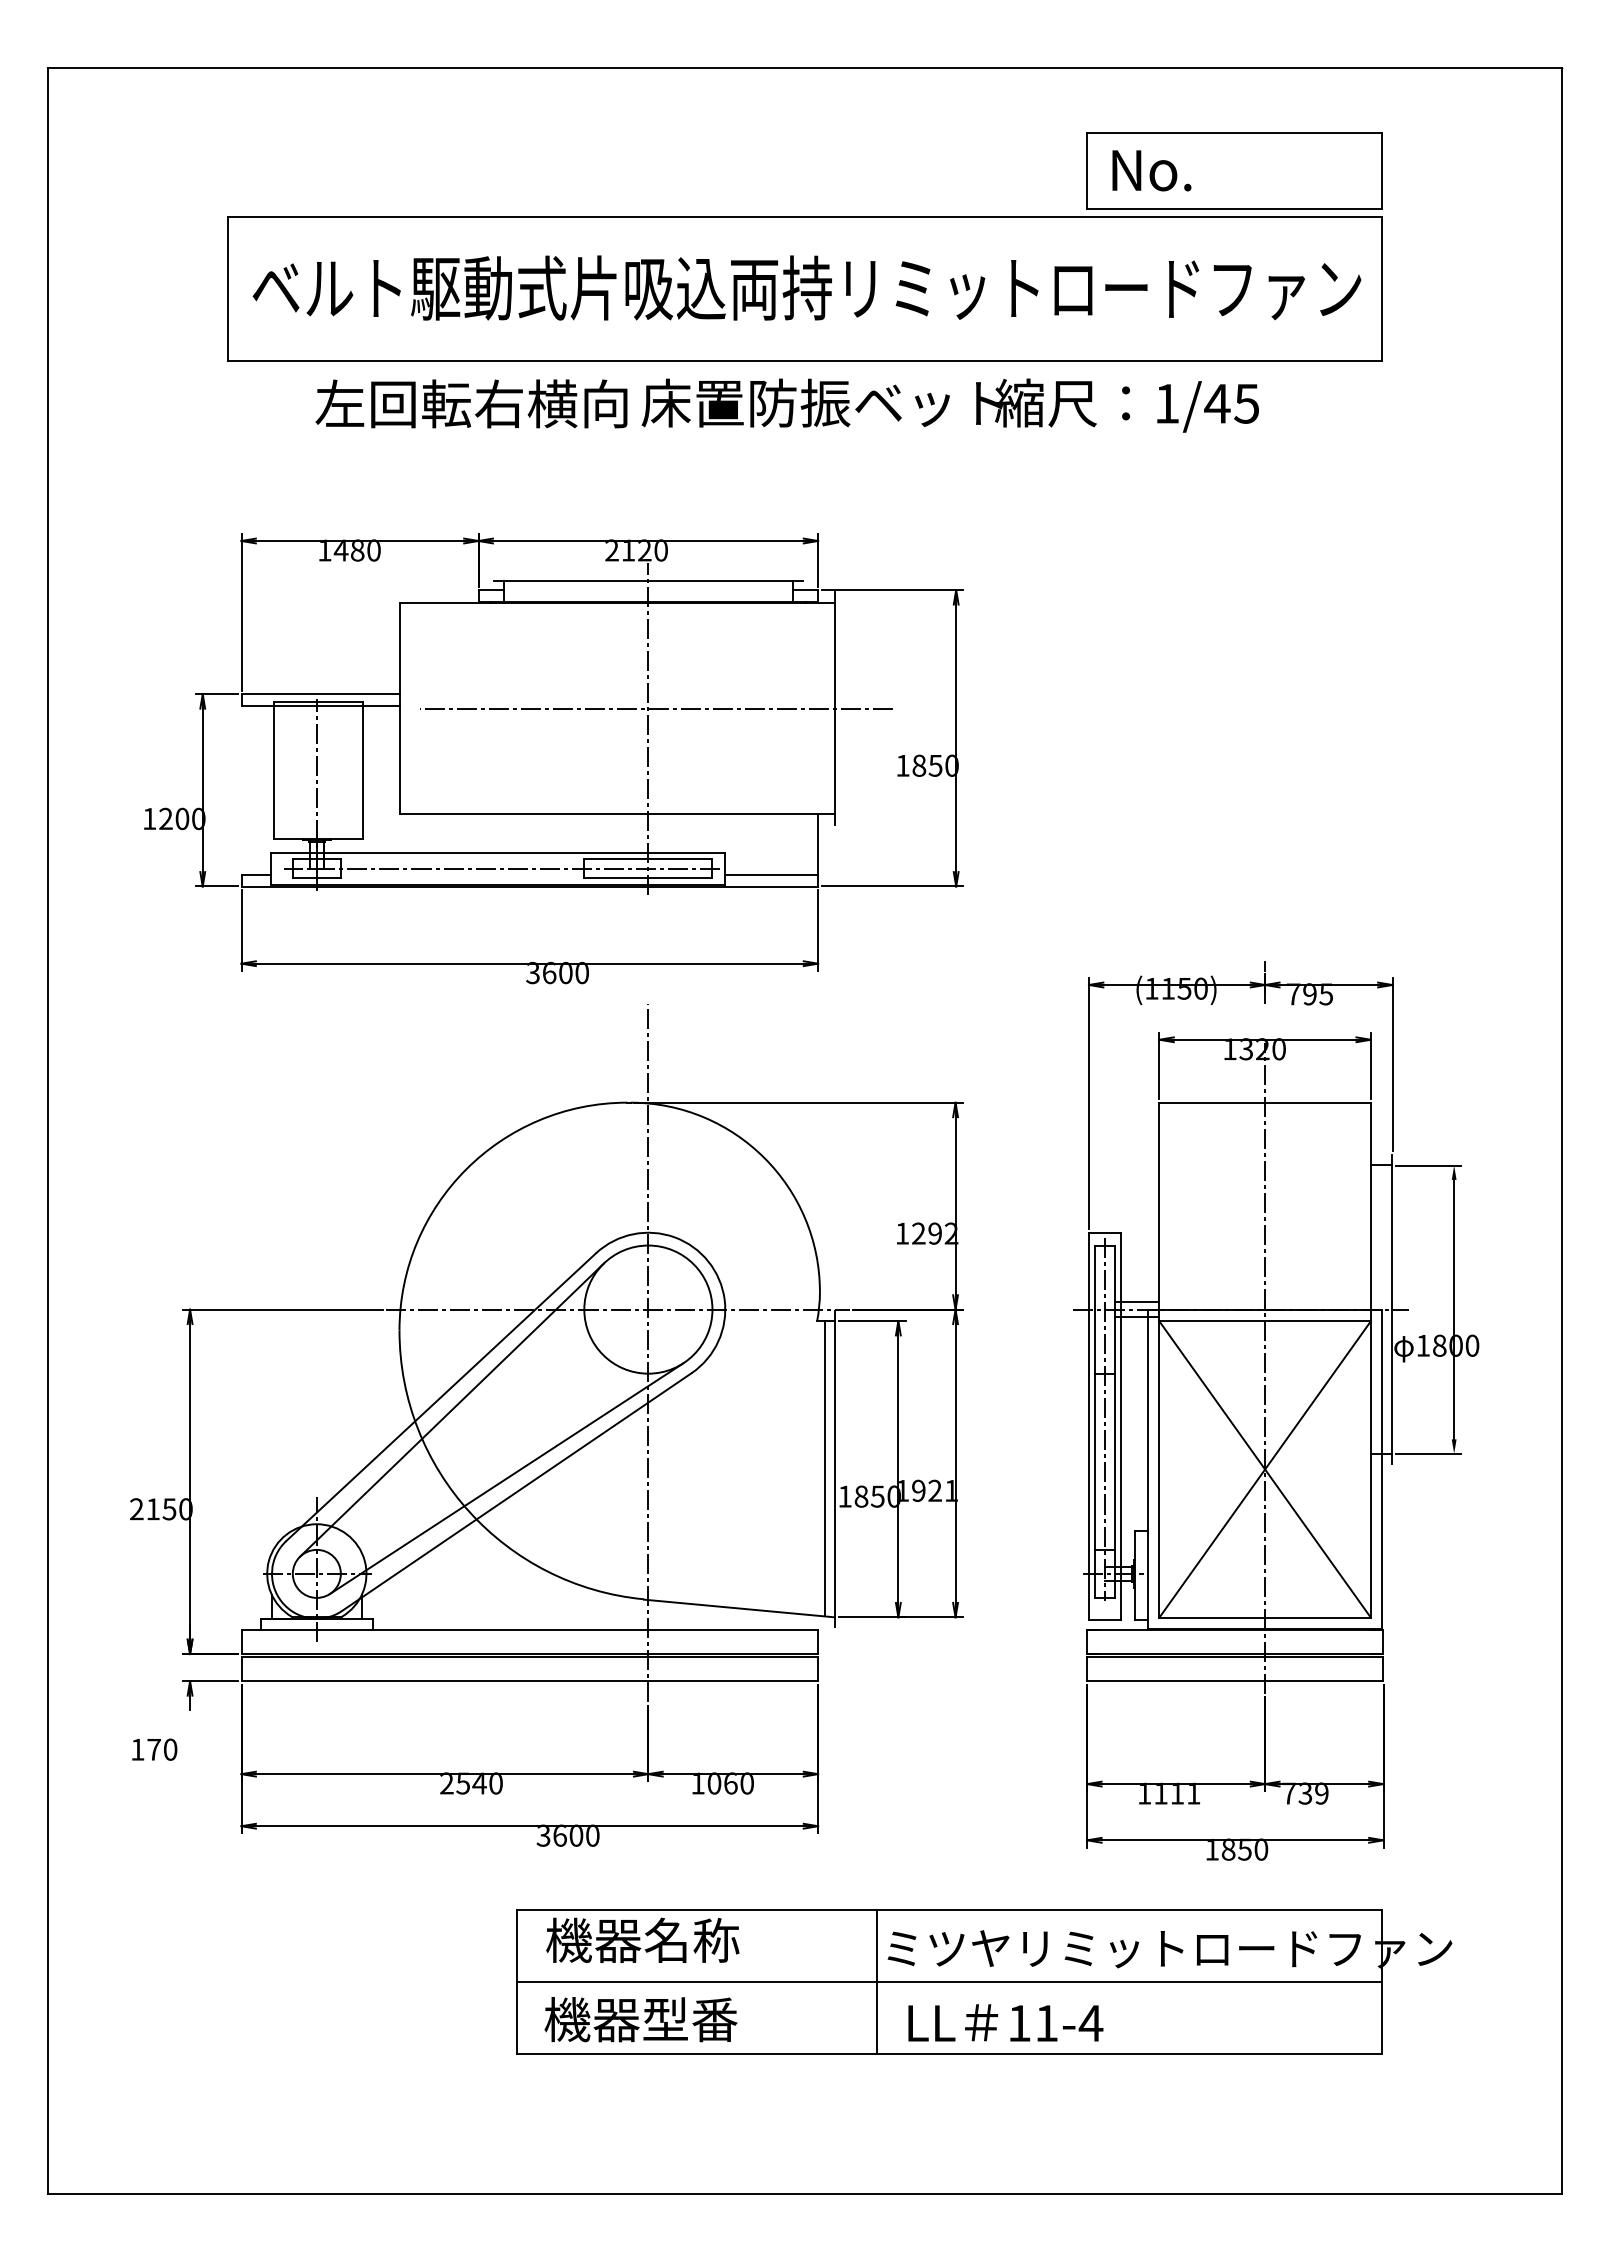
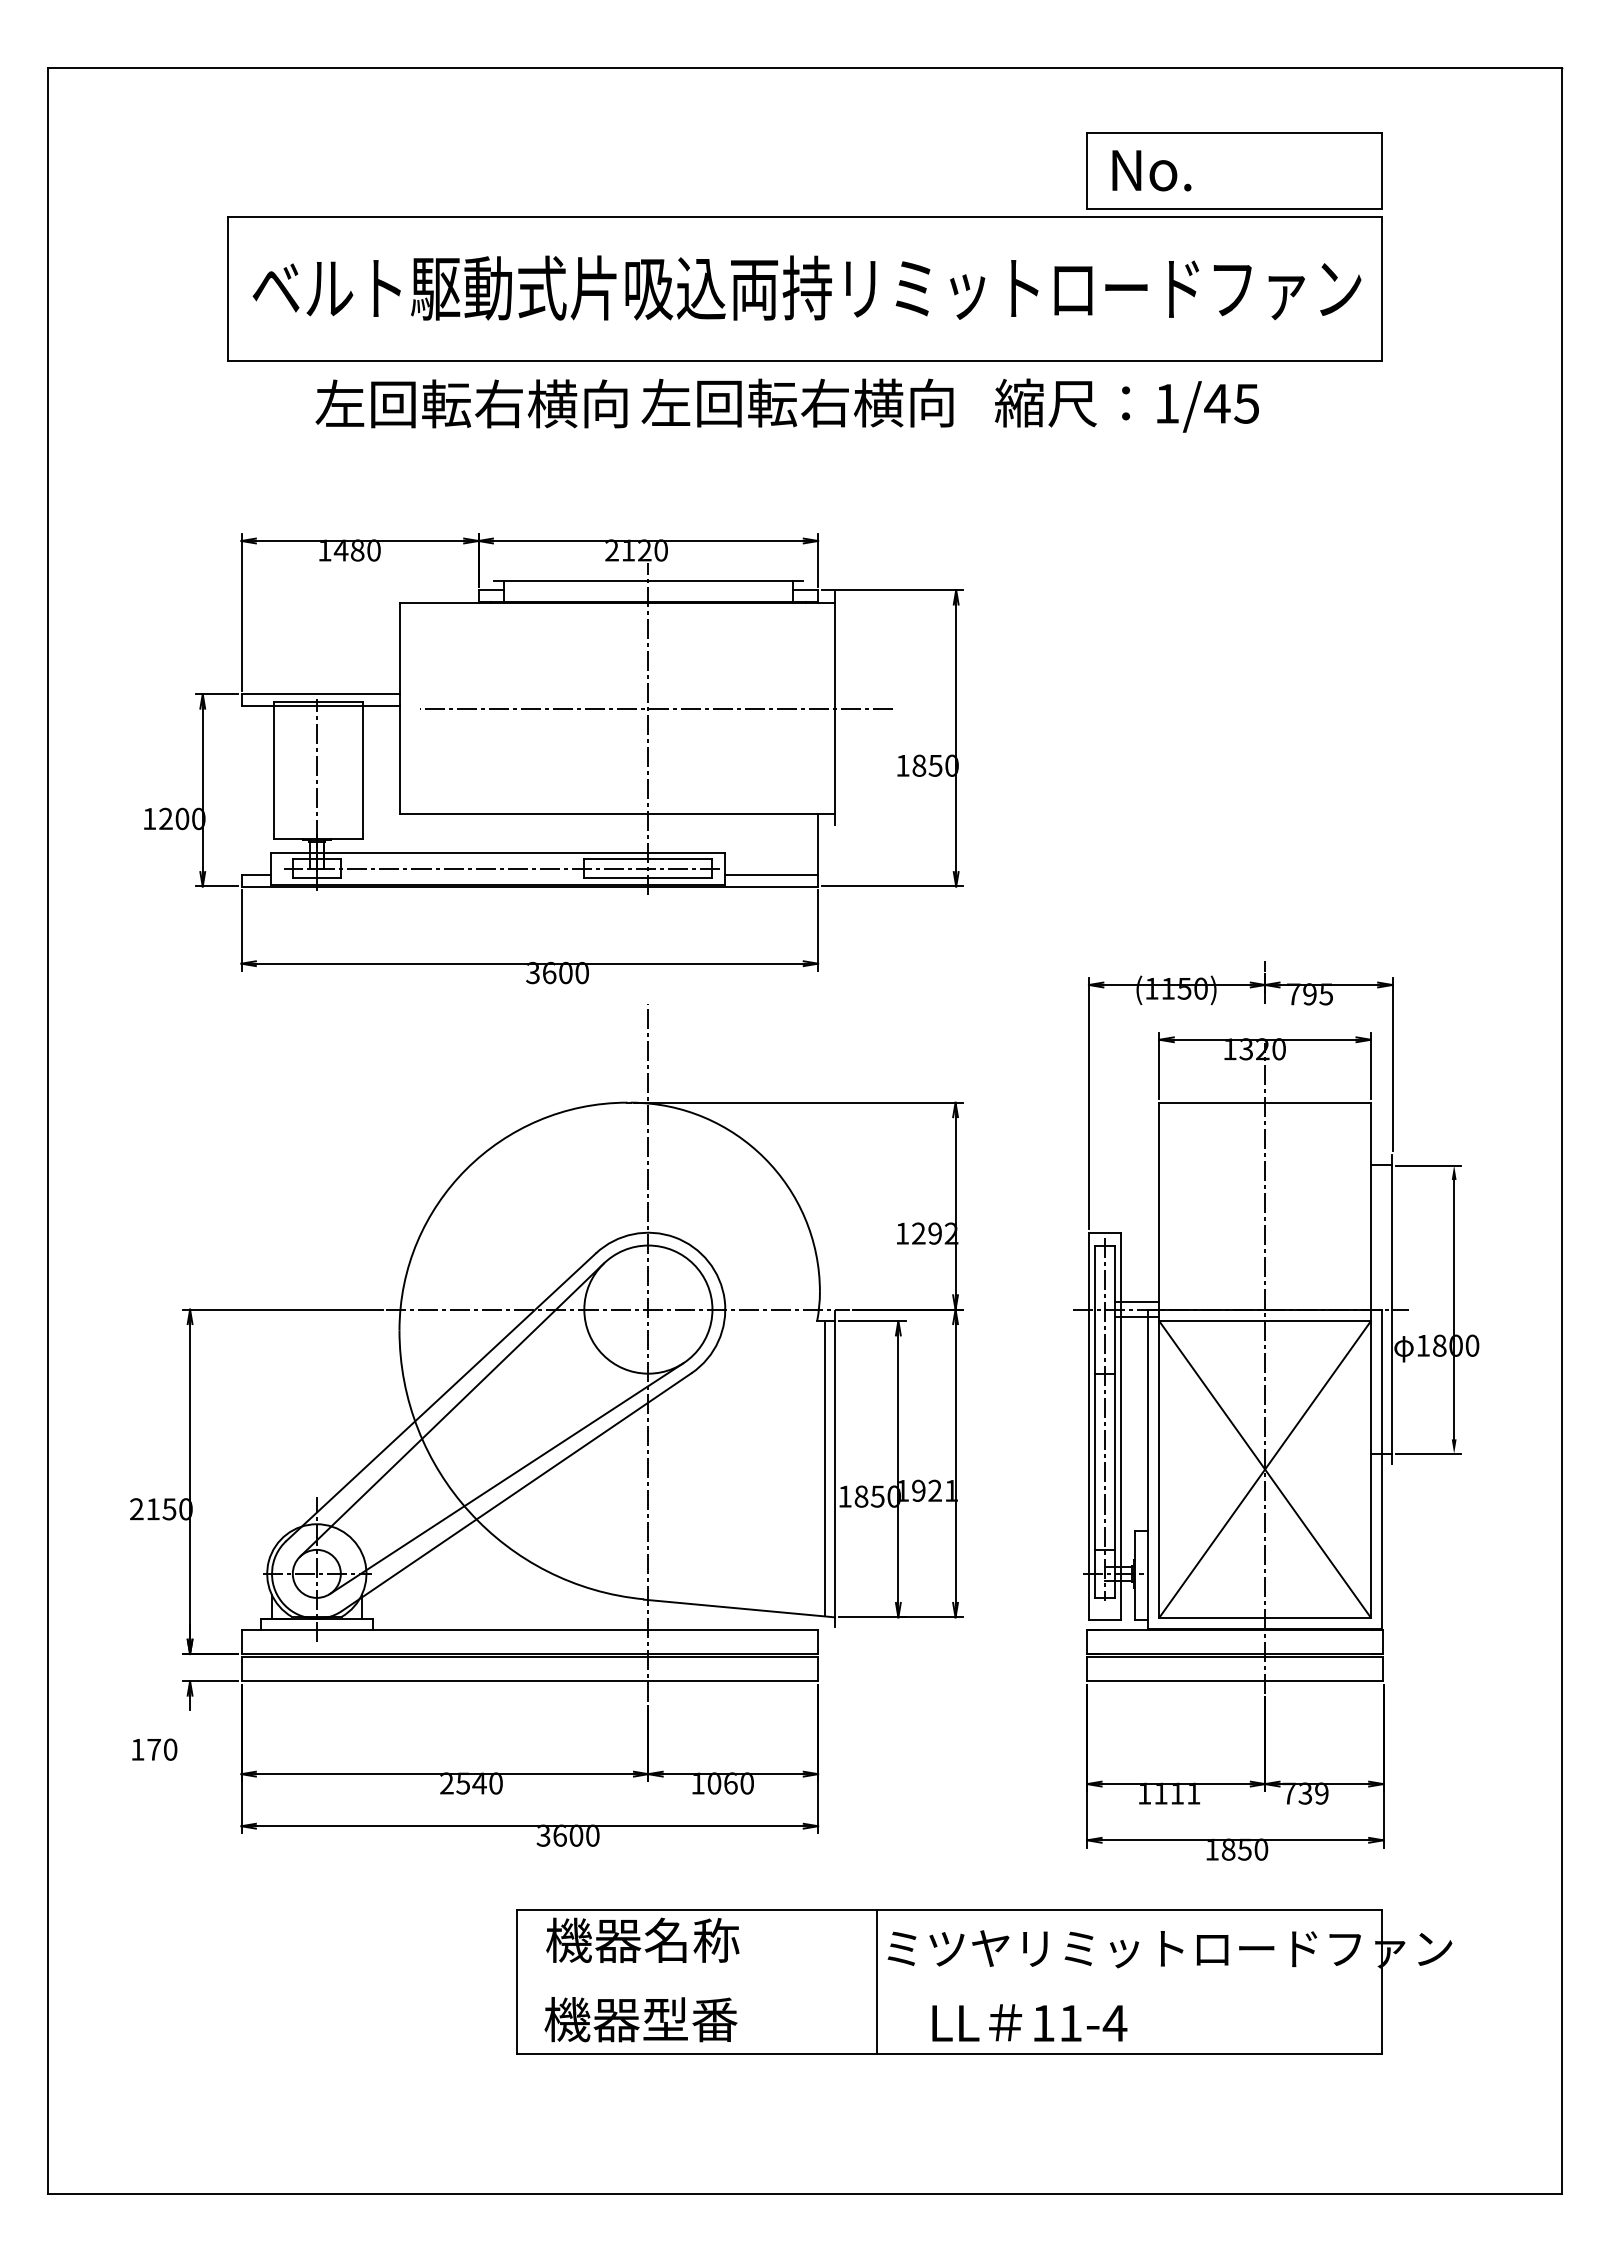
text: 床置防振ベット -> 左回転右横向 (821, 402)
line: present -> none (948, 1981)
text position: (1005, 2022) -> (1029, 2022) (1029, 2022)
